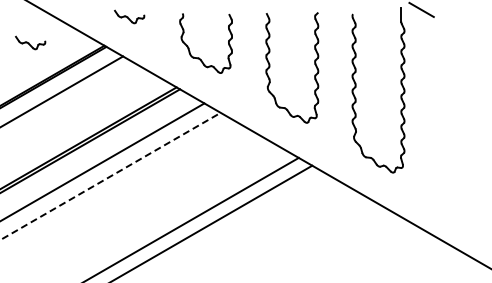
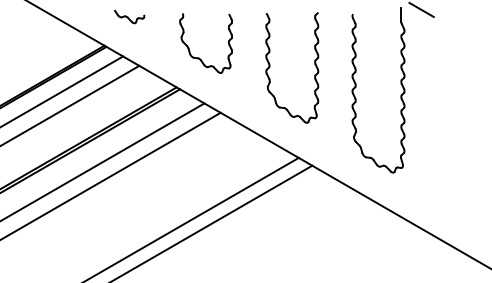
part: present -> none (30, 42)
line: none -> present (70, 104)
line: dashed -> solid (110, 176)
